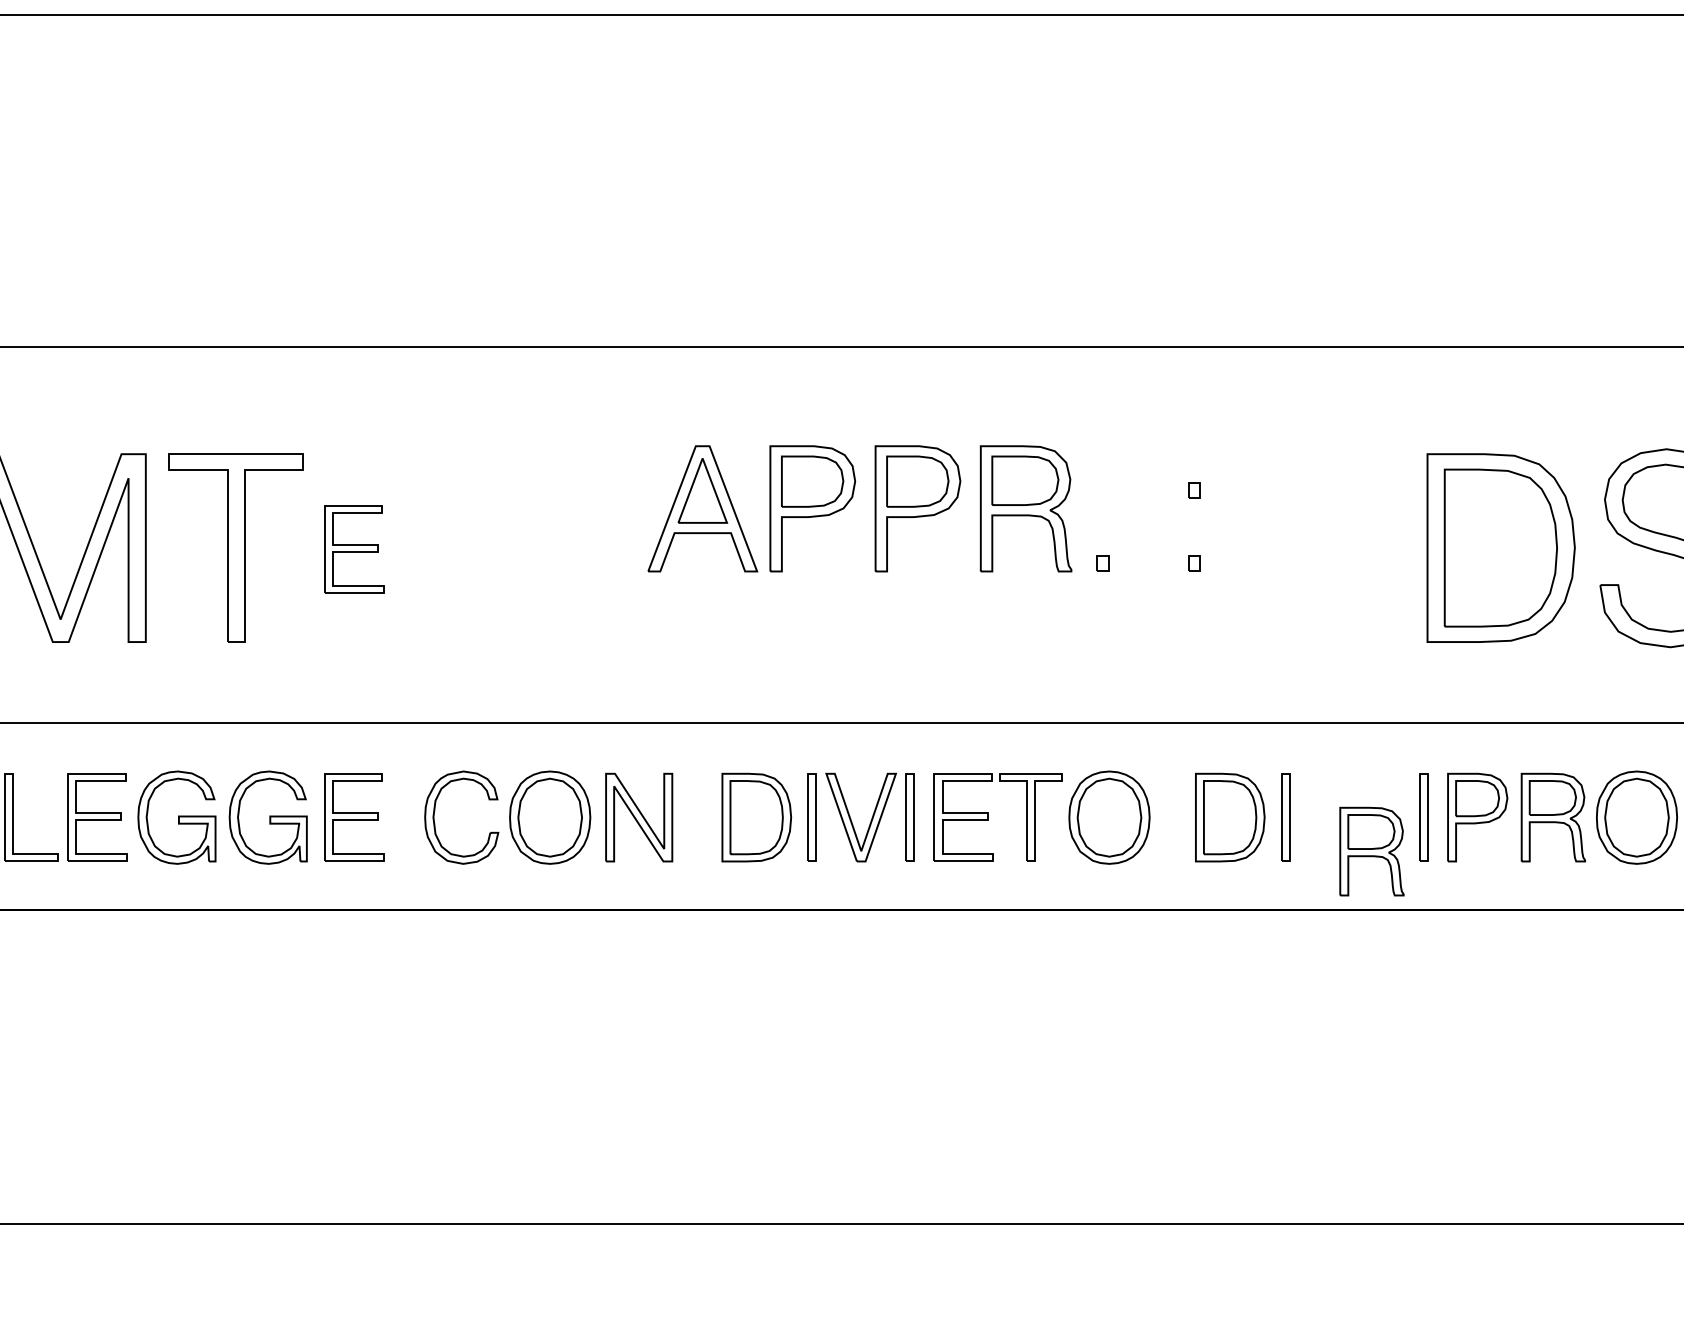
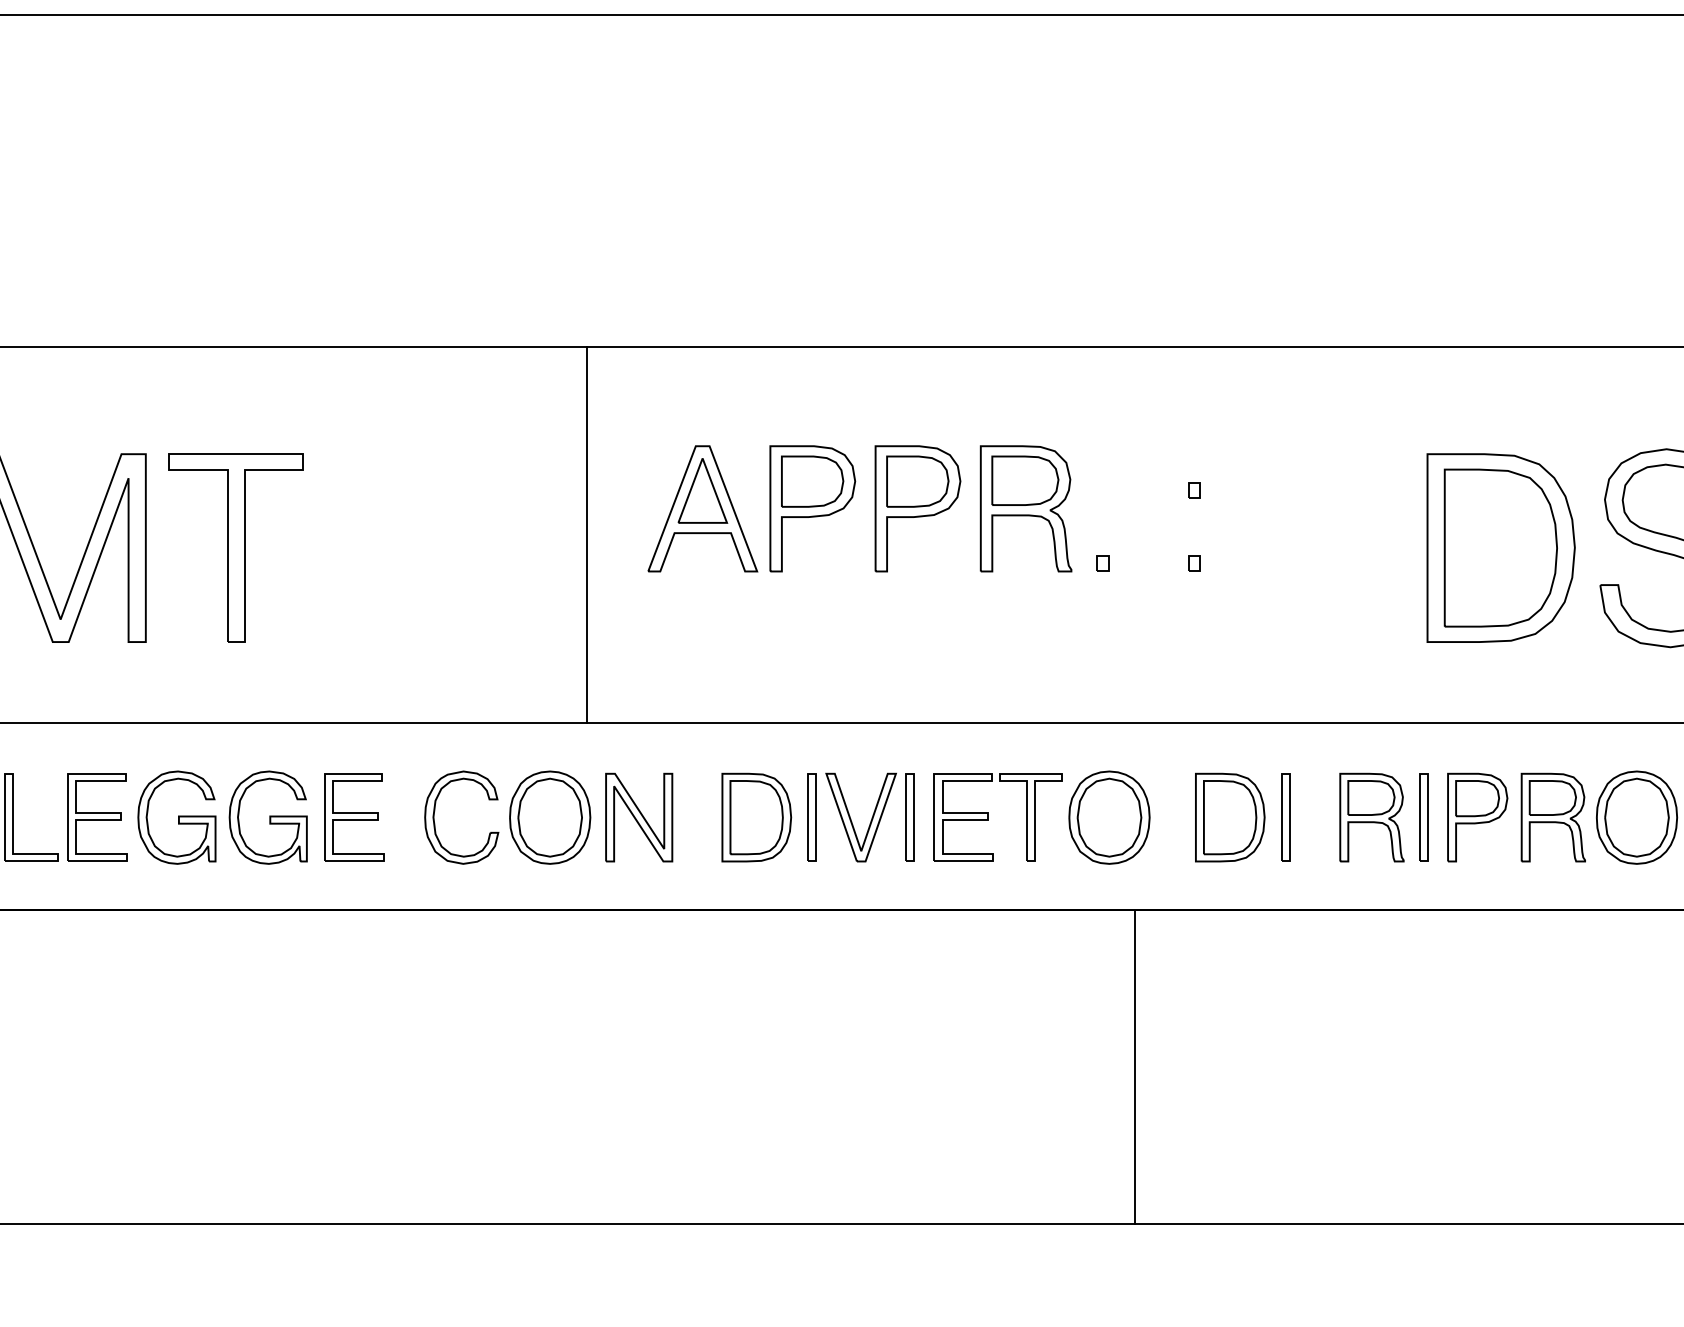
line: none -> present (586, 534)
part: present -> none (354, 549)
part position: (1371, 851) -> (1371, 817) (1371, 817)
line: none -> present (1134, 1066)
